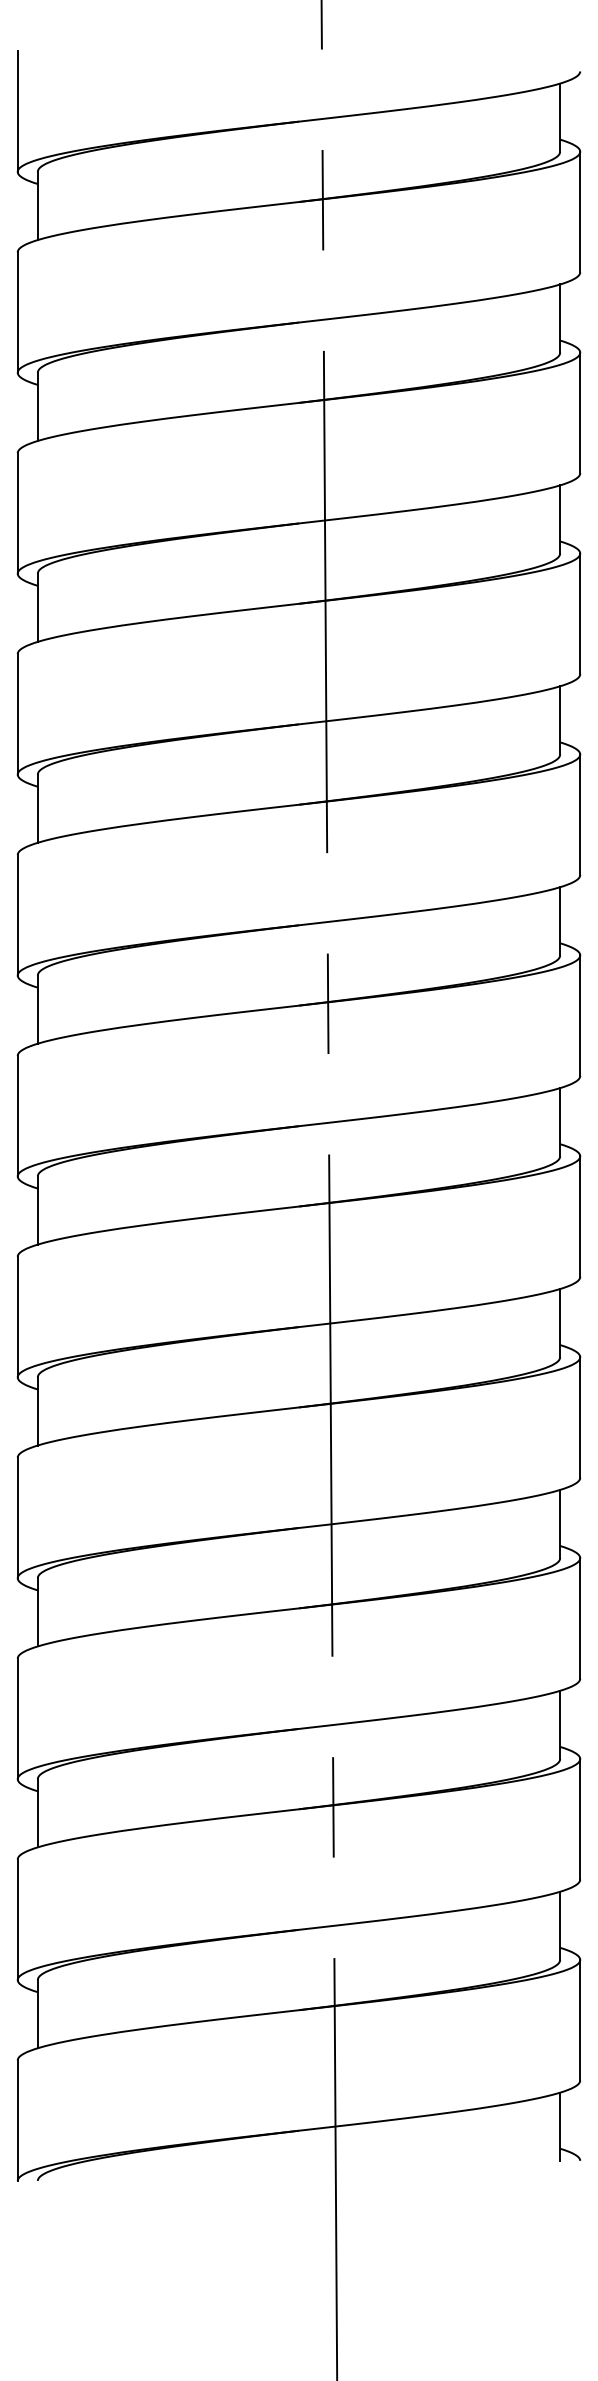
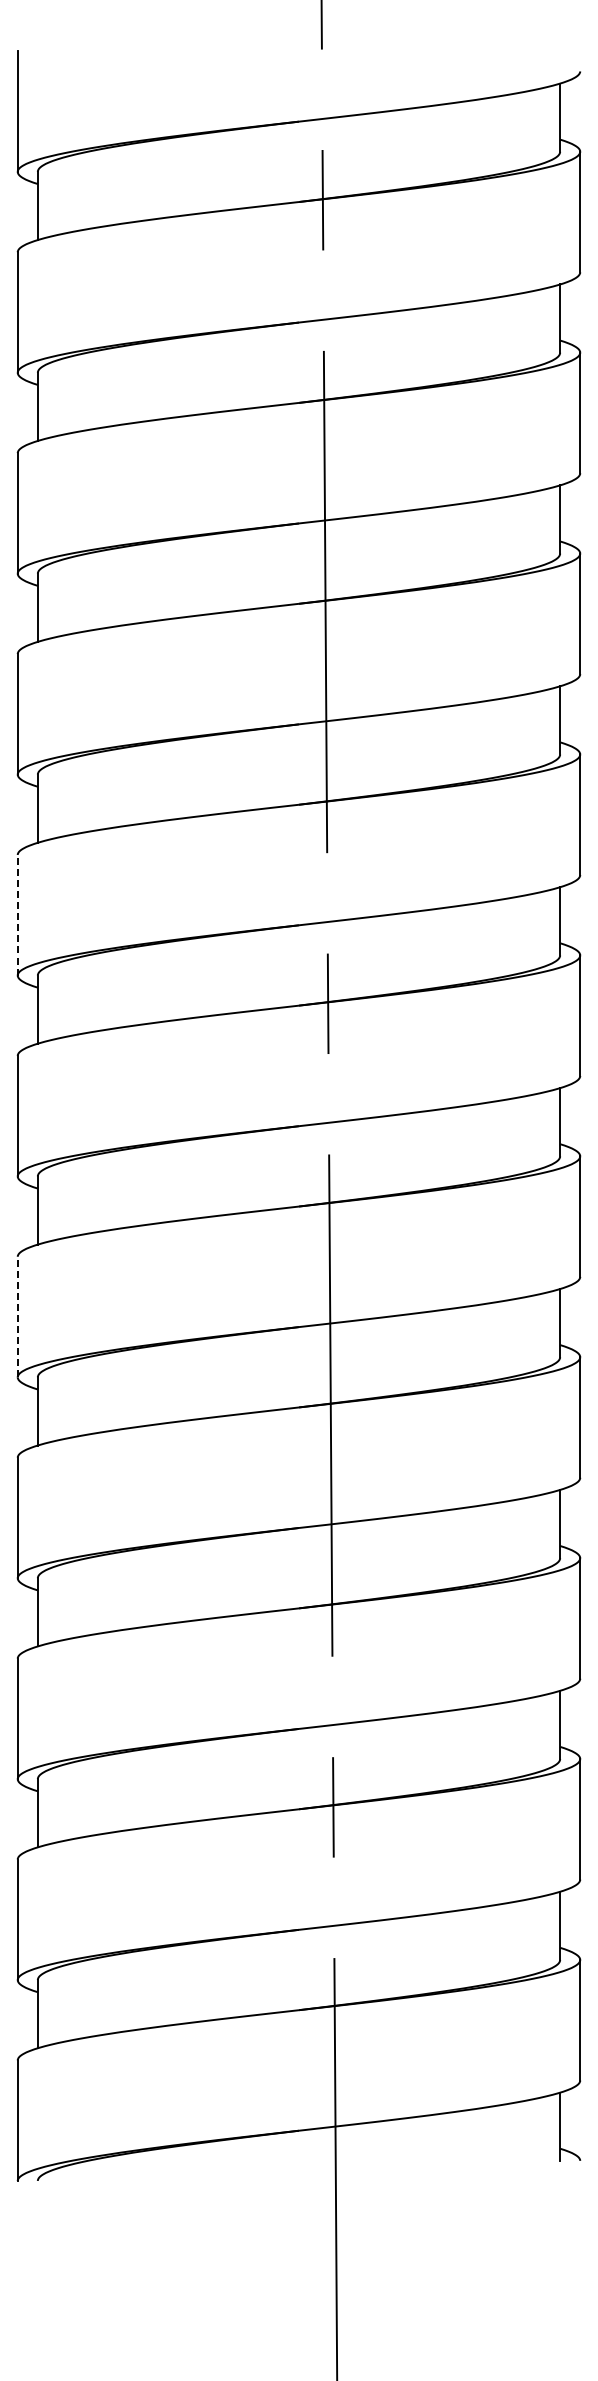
line: solid -> dashed (17, 914)
line: solid -> dashed (17, 1316)
